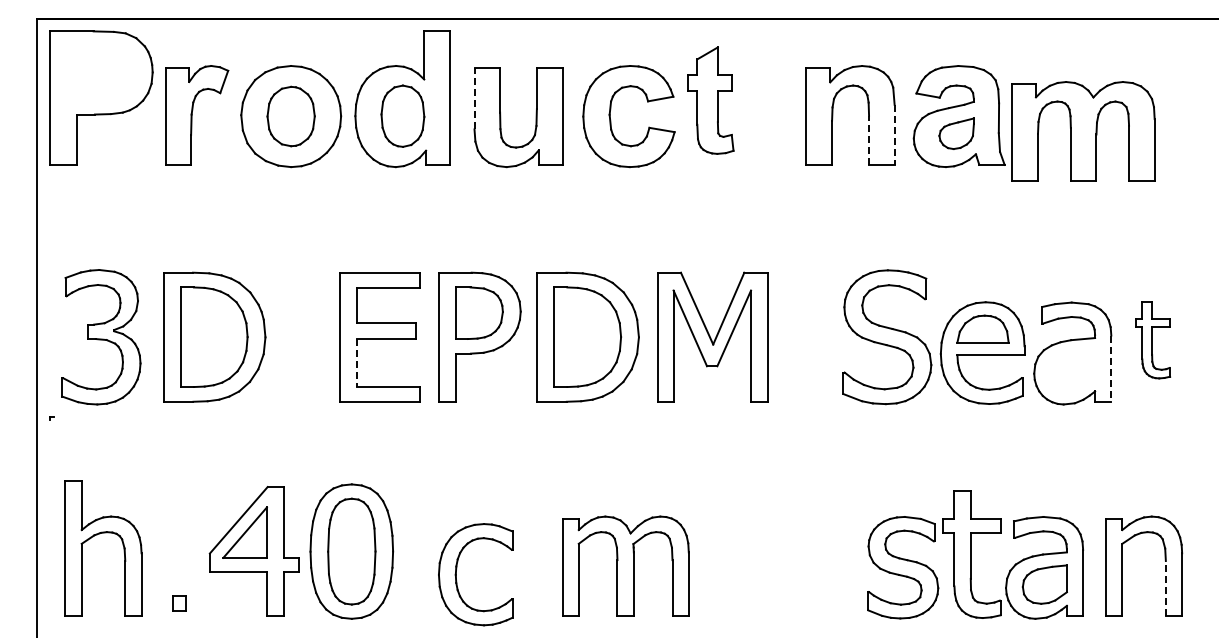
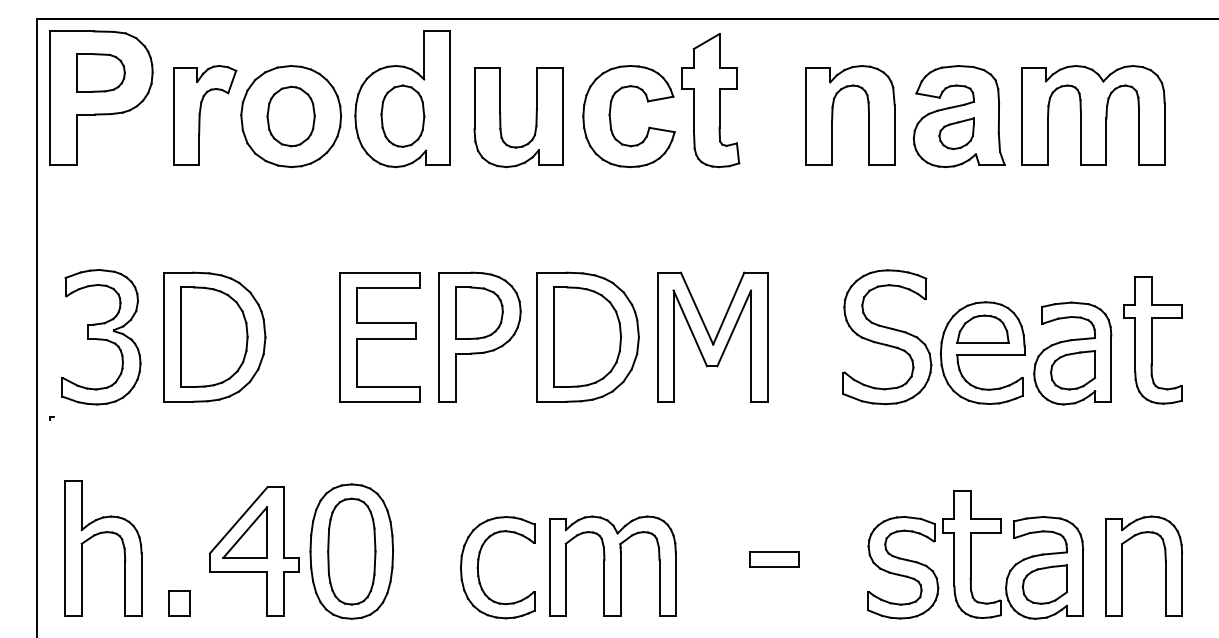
part: none -> present (100, 72)
line: dashed -> solid (474, 98)
part size: 48x109 px -> 60x136 px (710, 100)
part position: (197, 115) -> (205, 115) (205, 115)
part position: (1083, 131) -> (1093, 115) (1093, 115)
line: dashed -> solid (894, 135)
line: dashed -> solid (869, 140)
part size: 37x79 px -> 60x129 px (1152, 340)
line: dashed -> solid (356, 362)
line: dashed -> solid (1111, 369)
part: none -> present (1073, 370)
part: none -> present (774, 559)
part position: (625, 565) -> (612, 565) (612, 565)
part position: (457, 568) -> (479, 561) (479, 561)
line: dashed -> solid (1165, 588)
part size: 15x17 px -> 23x27 px (179, 603)
